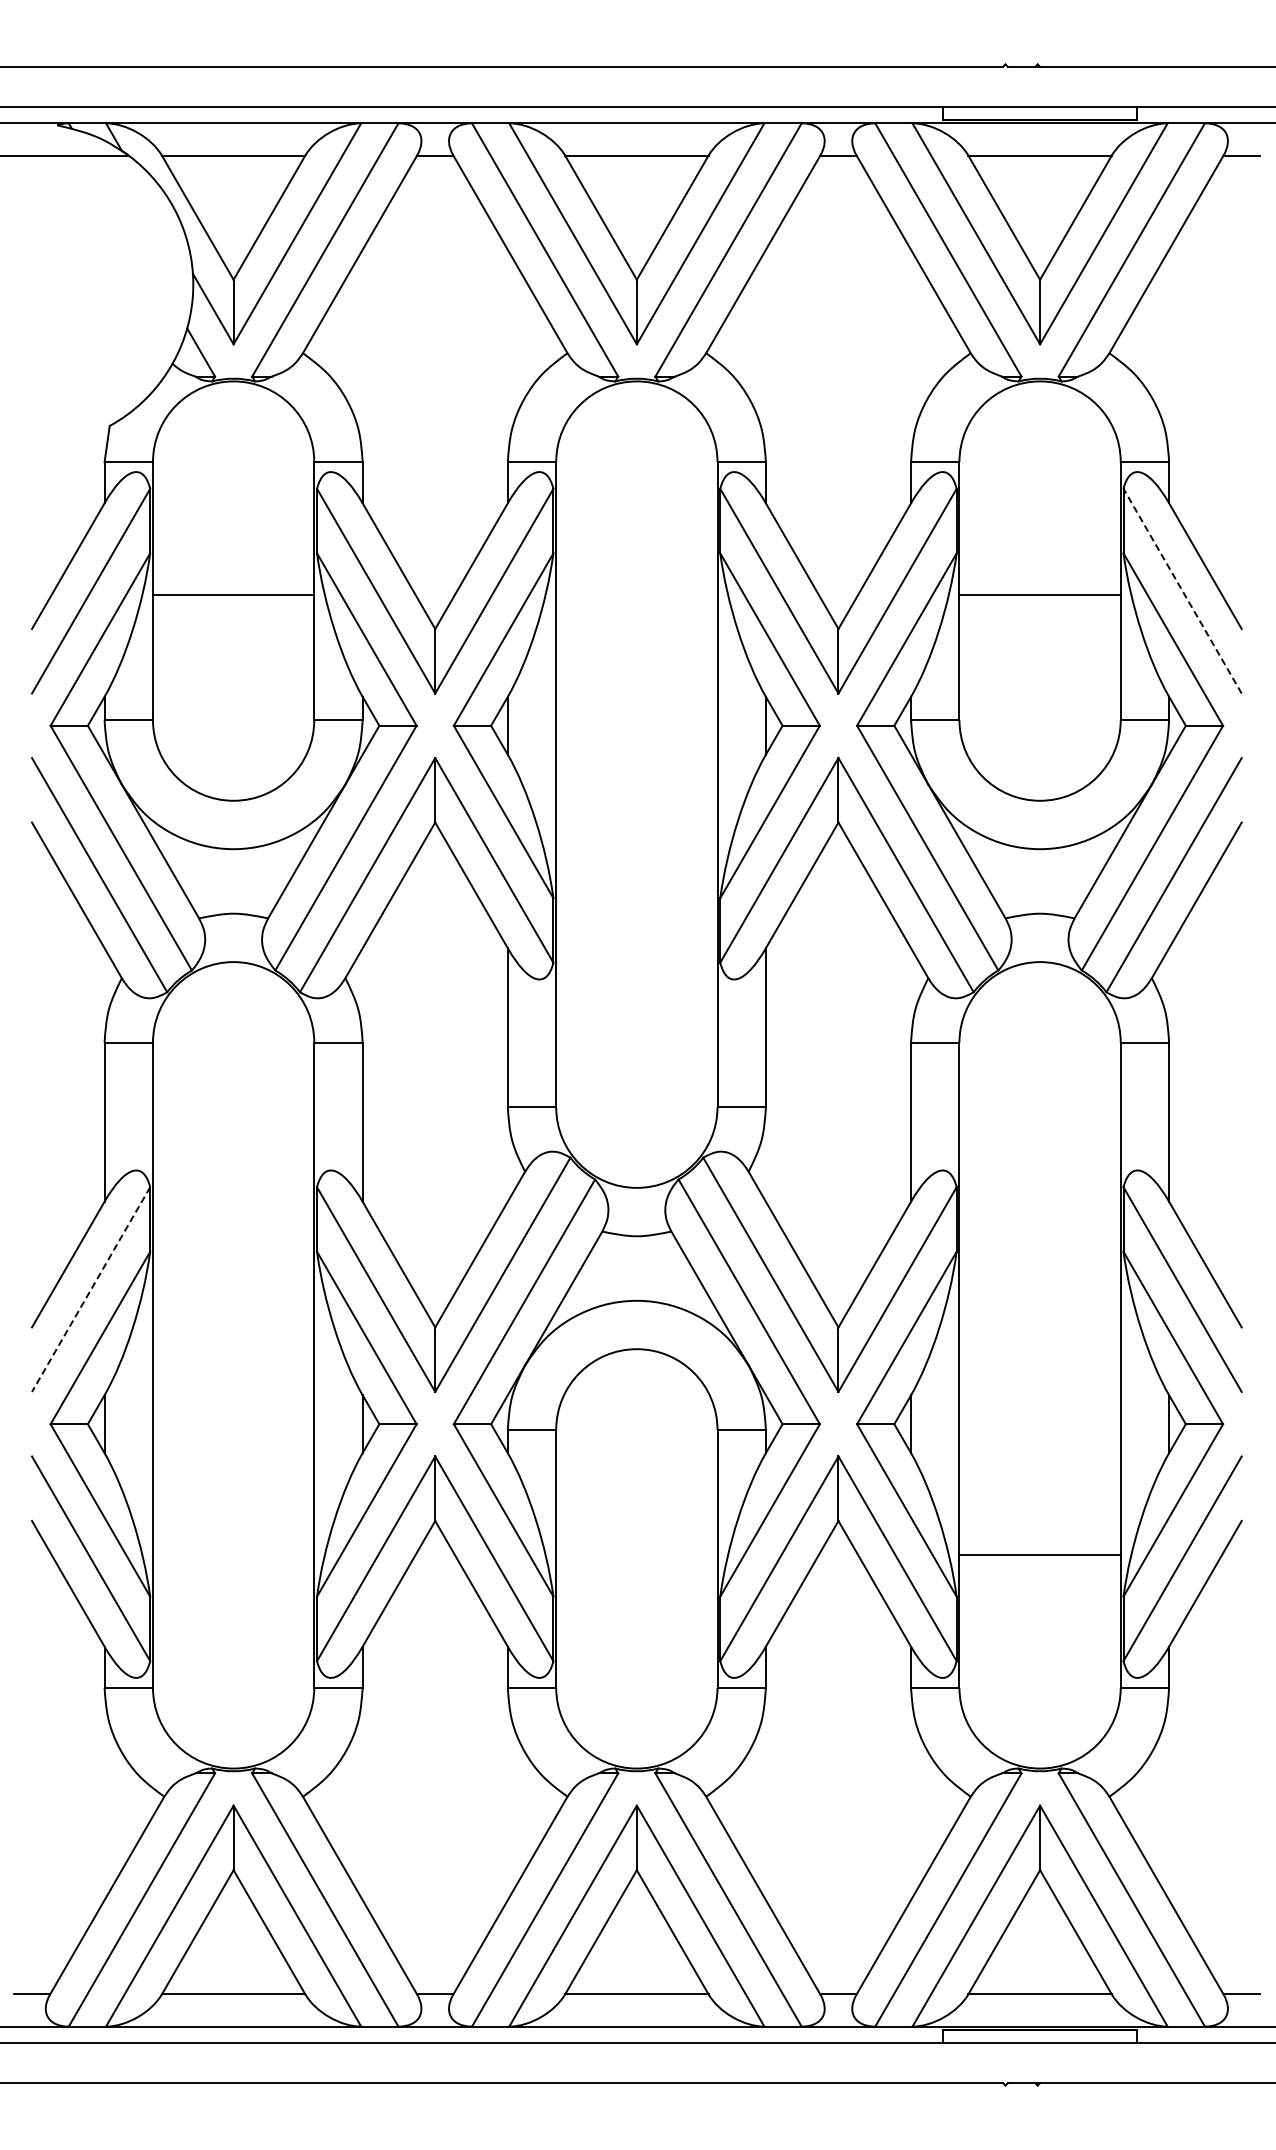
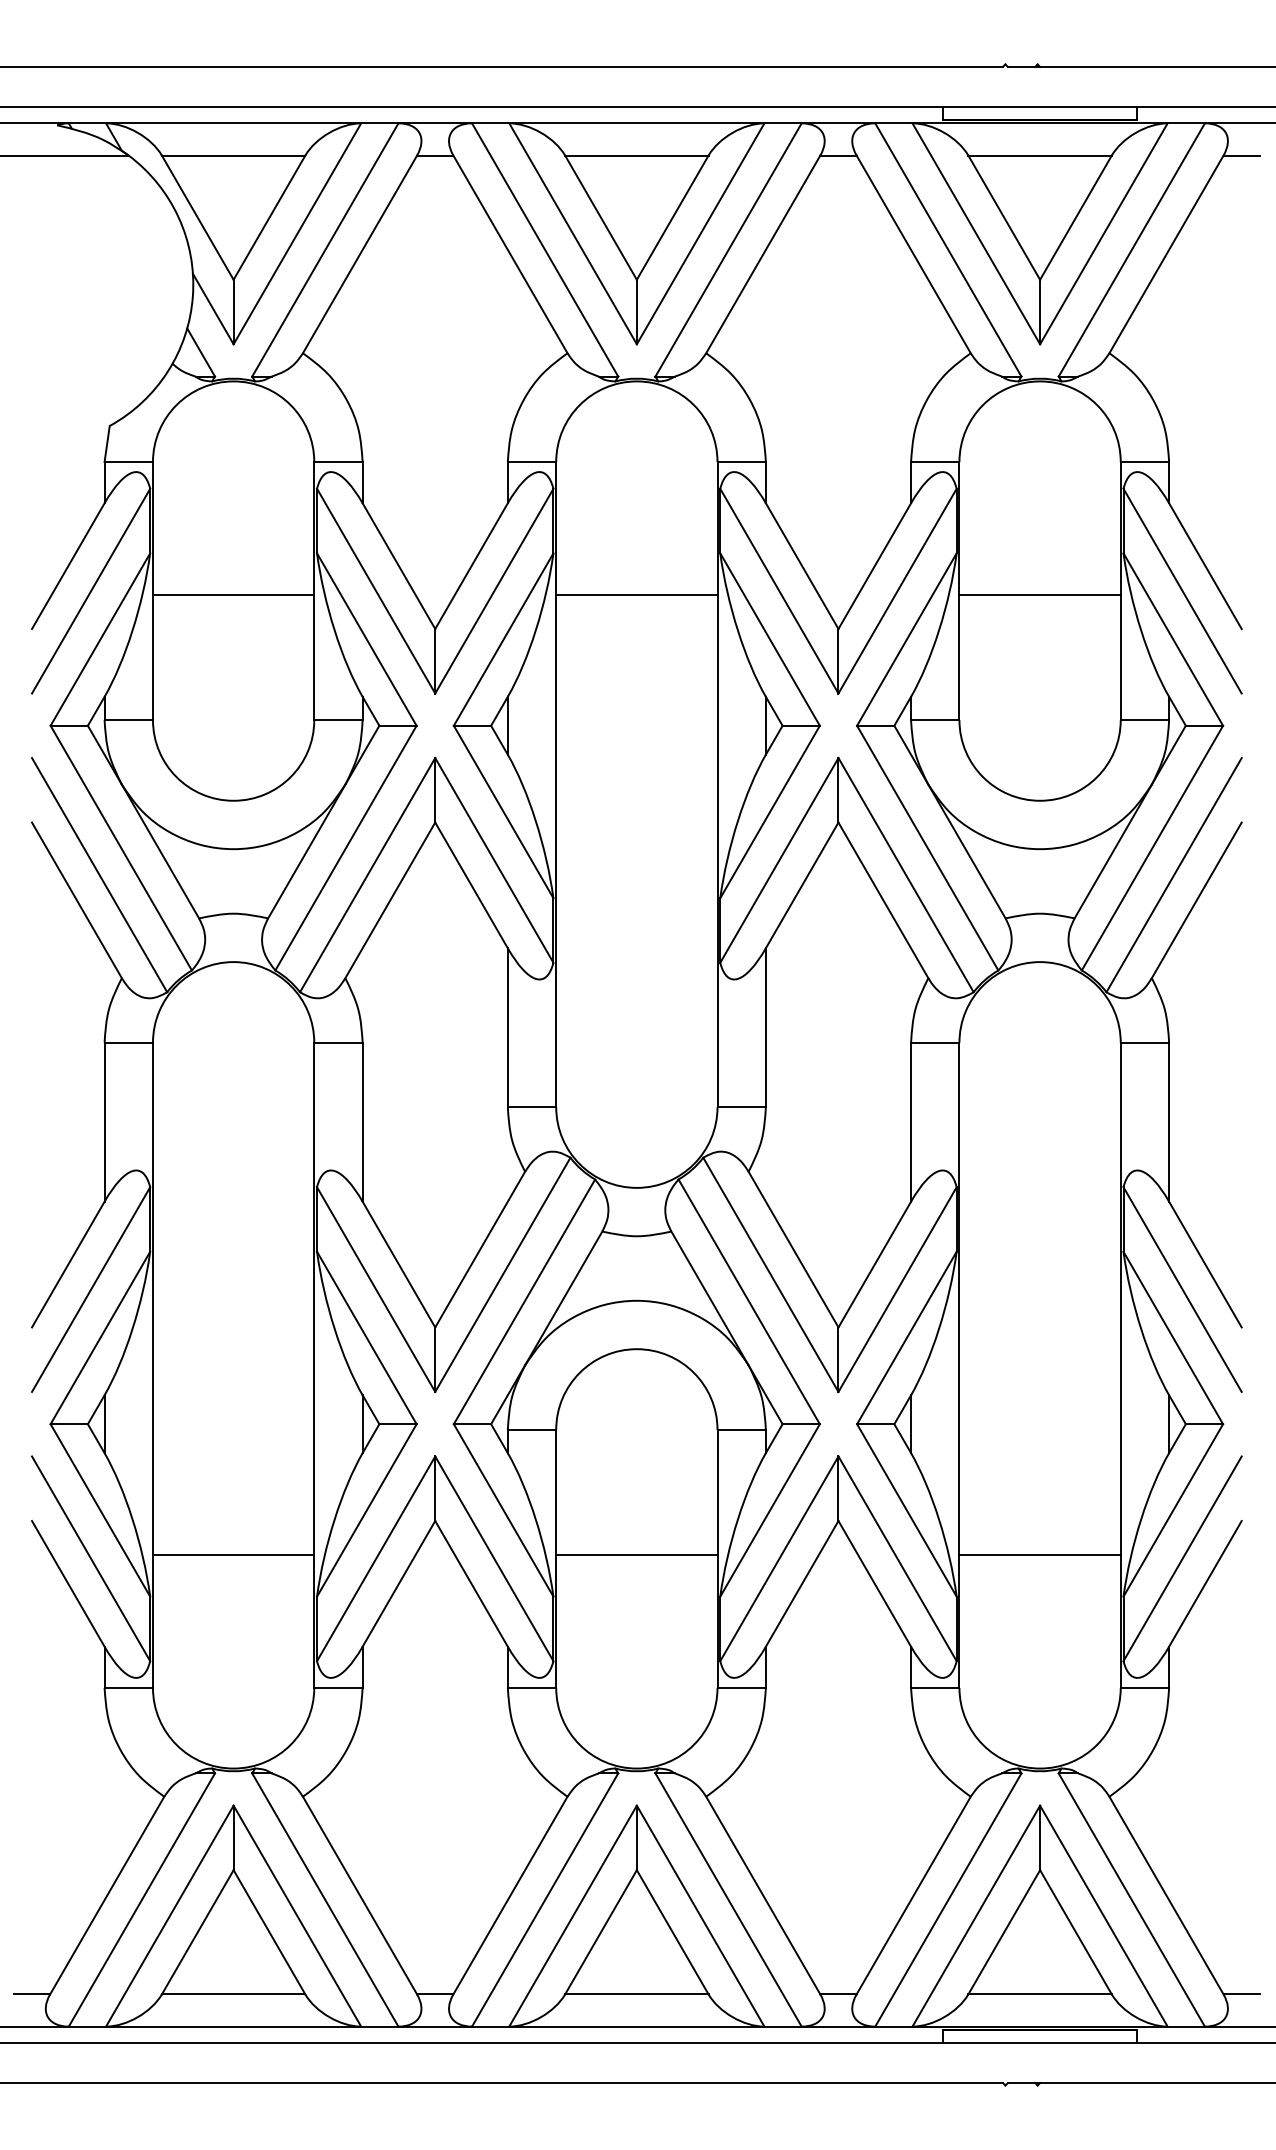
line: dashed -> solid (1182, 590)
line: none -> present (636, 595)
line: dashed -> solid (90, 1290)
line: none -> present (233, 1554)
line: none -> present (636, 1554)
